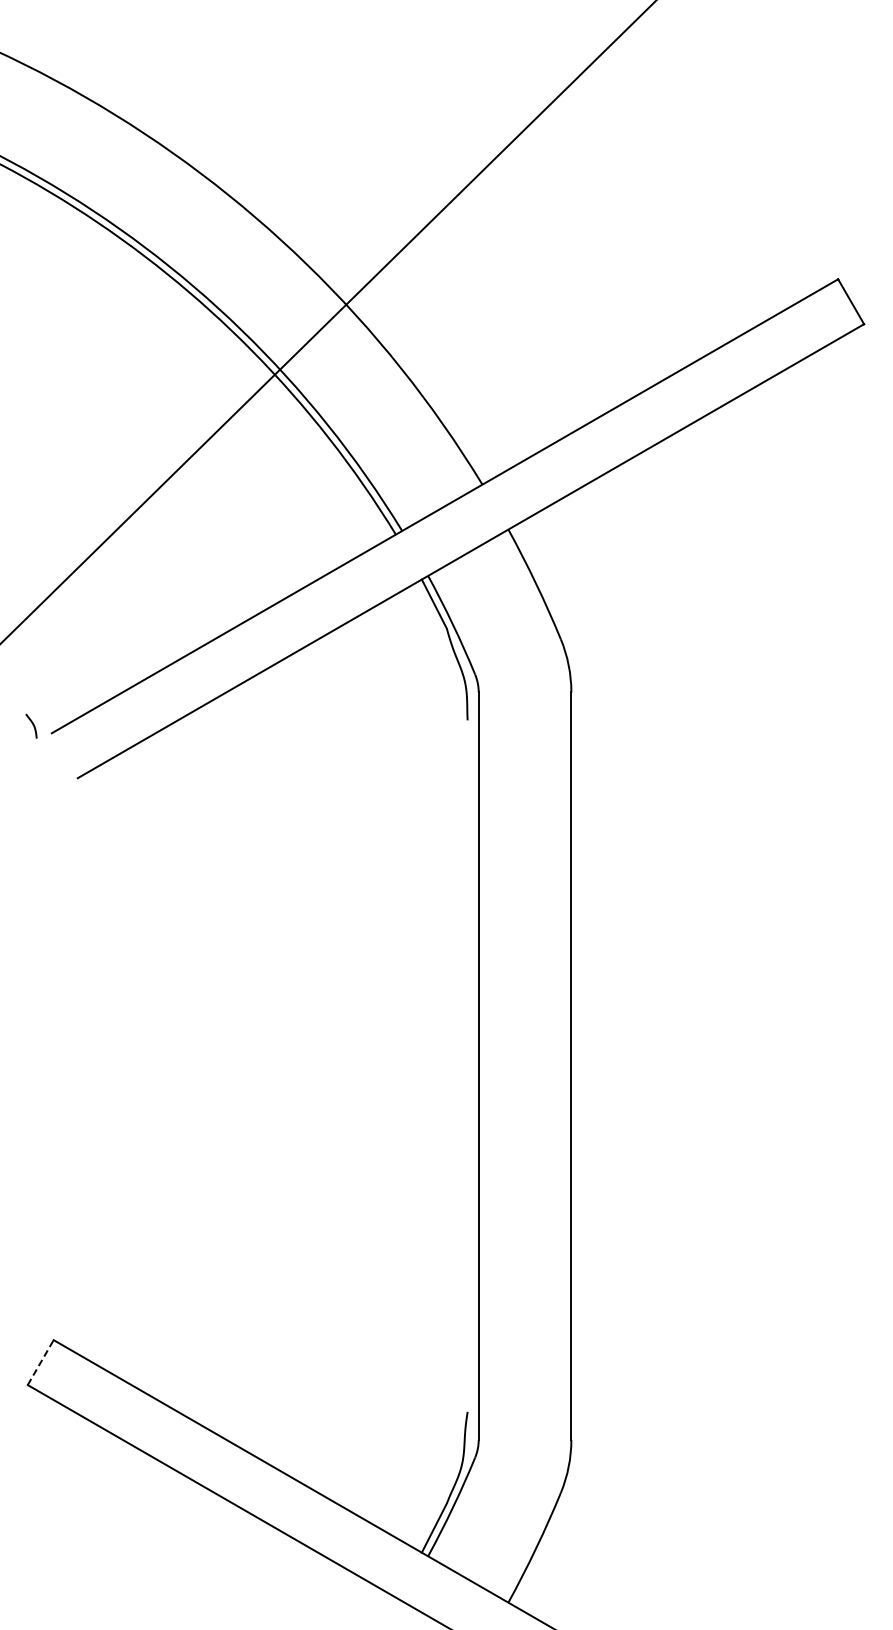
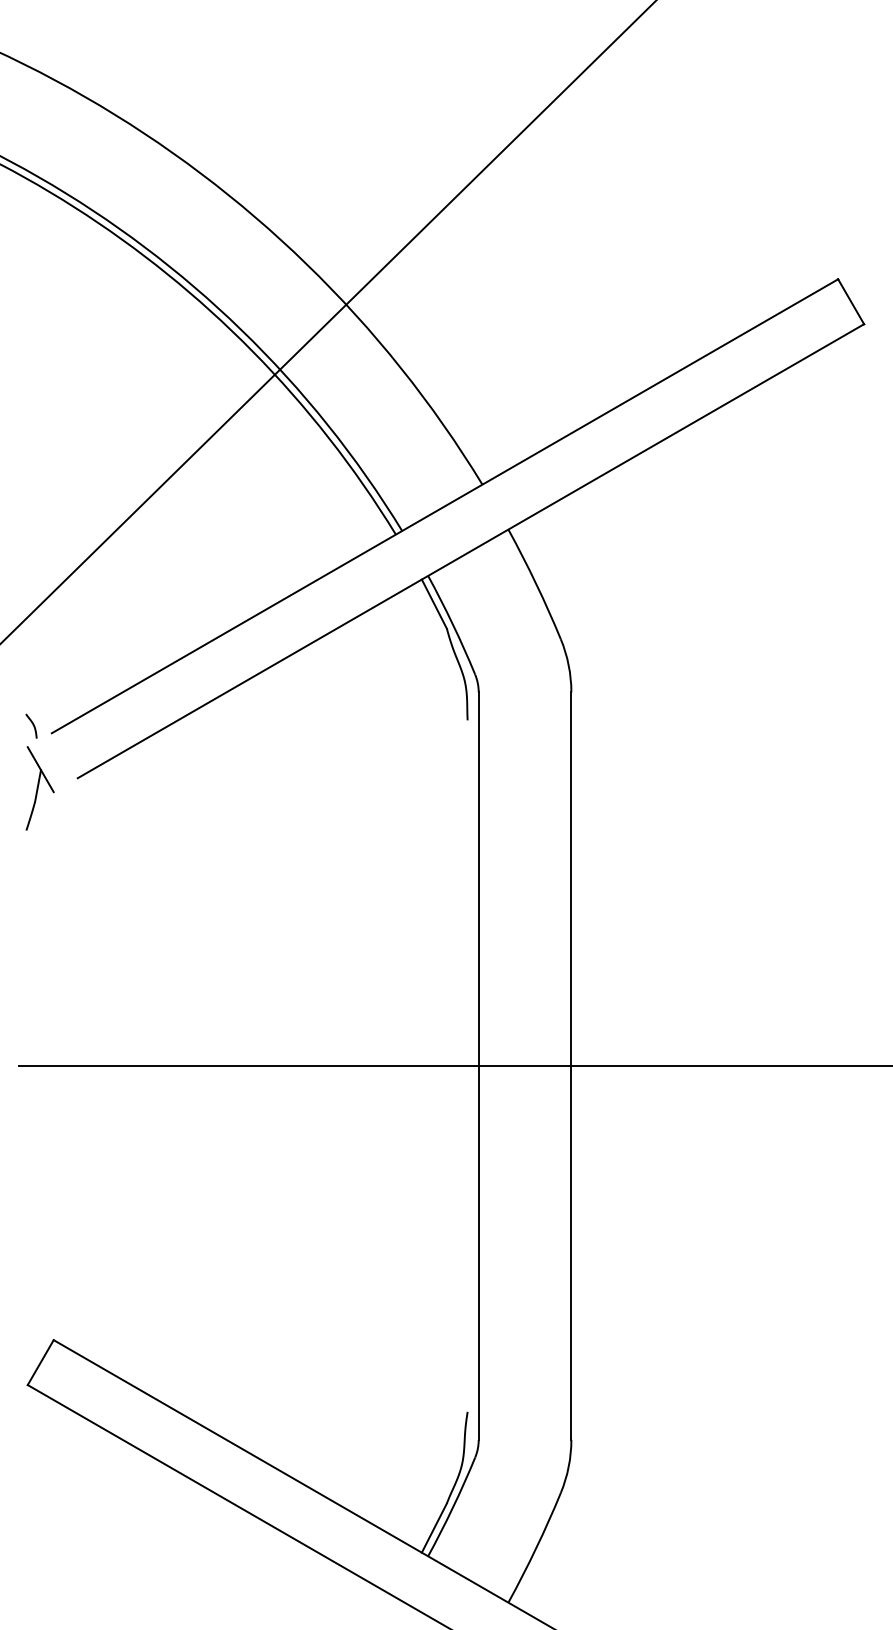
part: none -> present (39, 788)
line: none -> present (445, 1066)
line: dashed -> solid (40, 1362)
